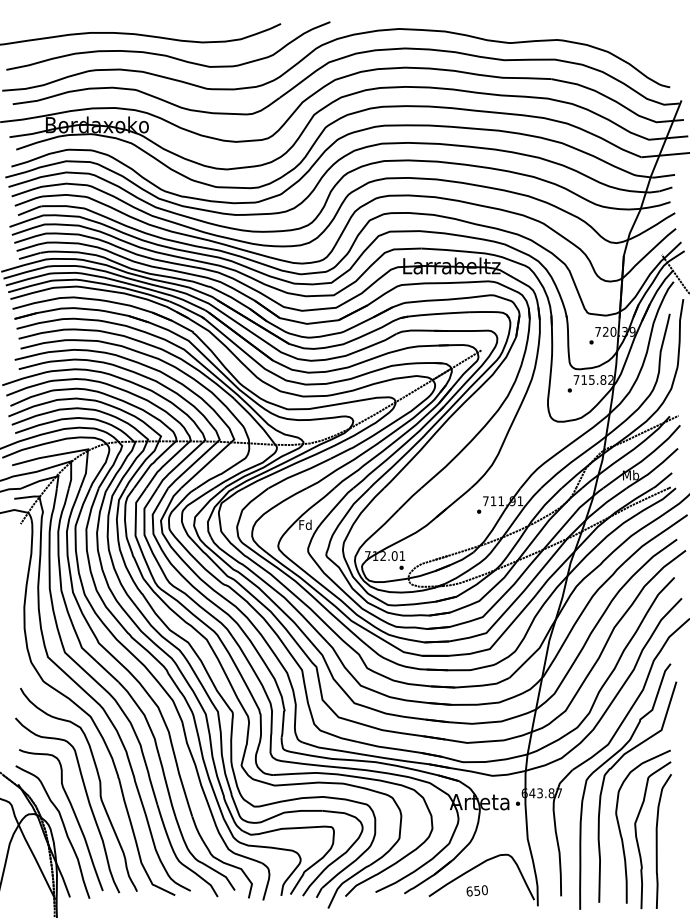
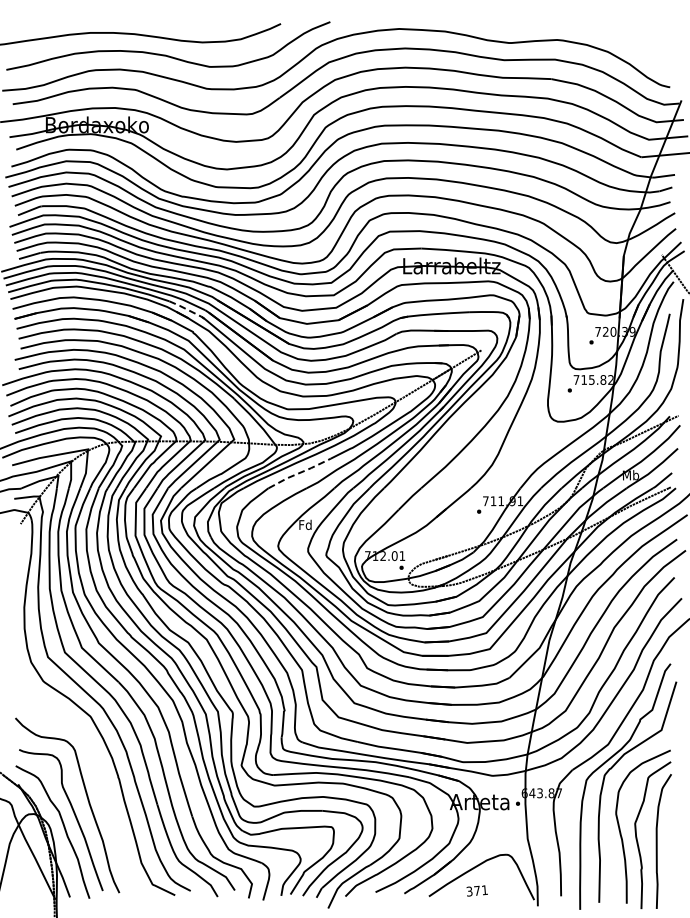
line: solid -> dashed (187, 309)
line: solid -> dashed (299, 473)
curve: present -> none (99, 789)
text: 650 -> 371 (476, 890)
